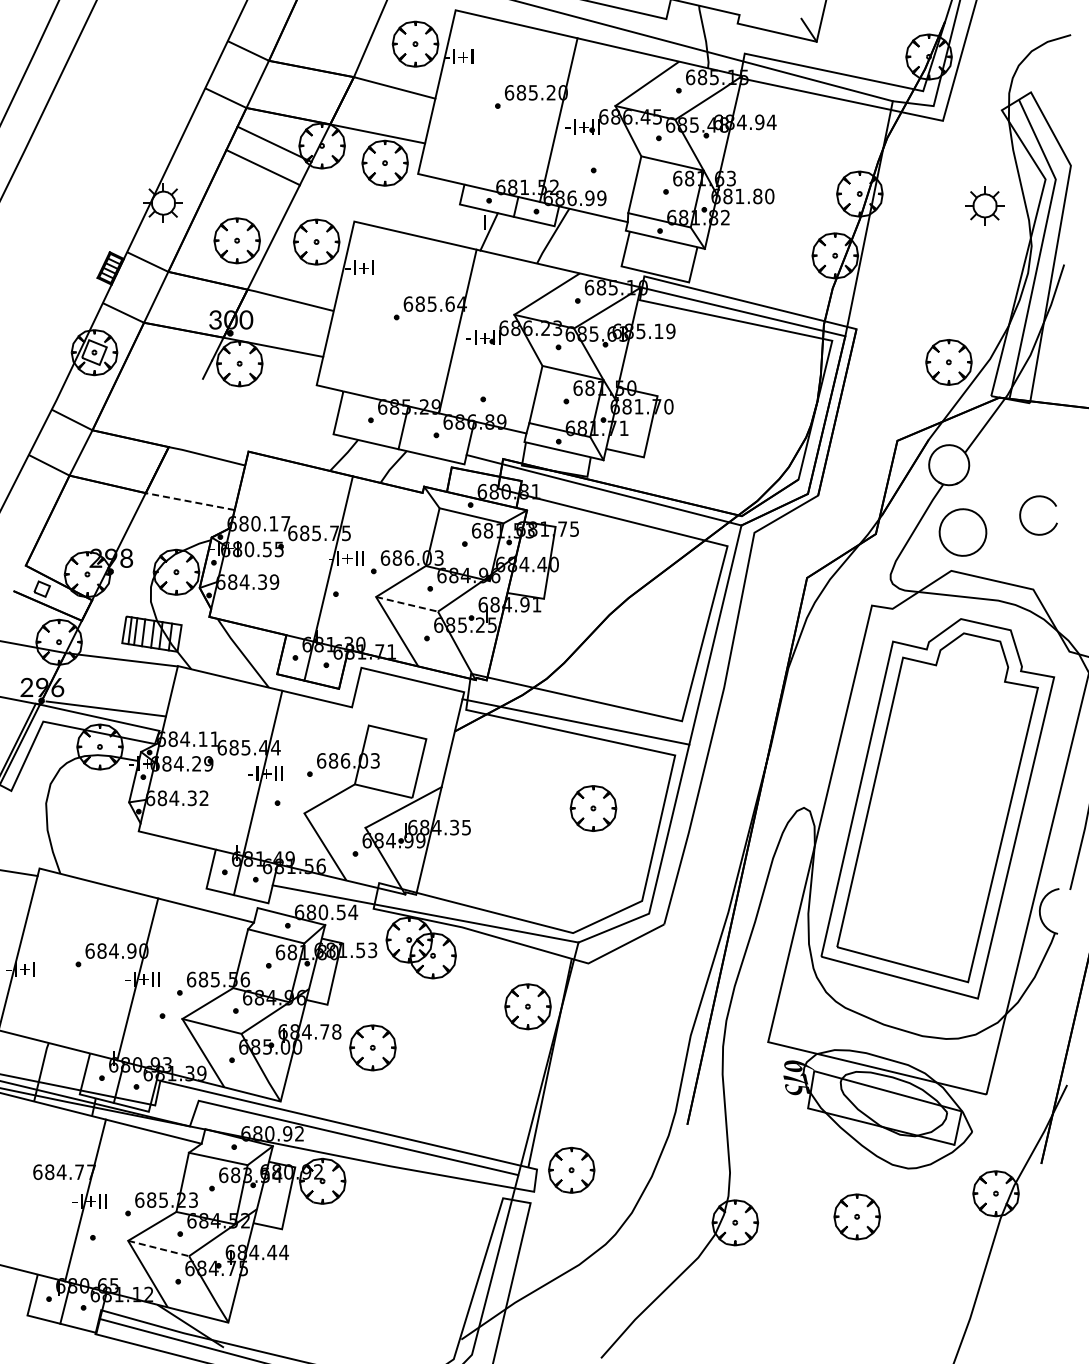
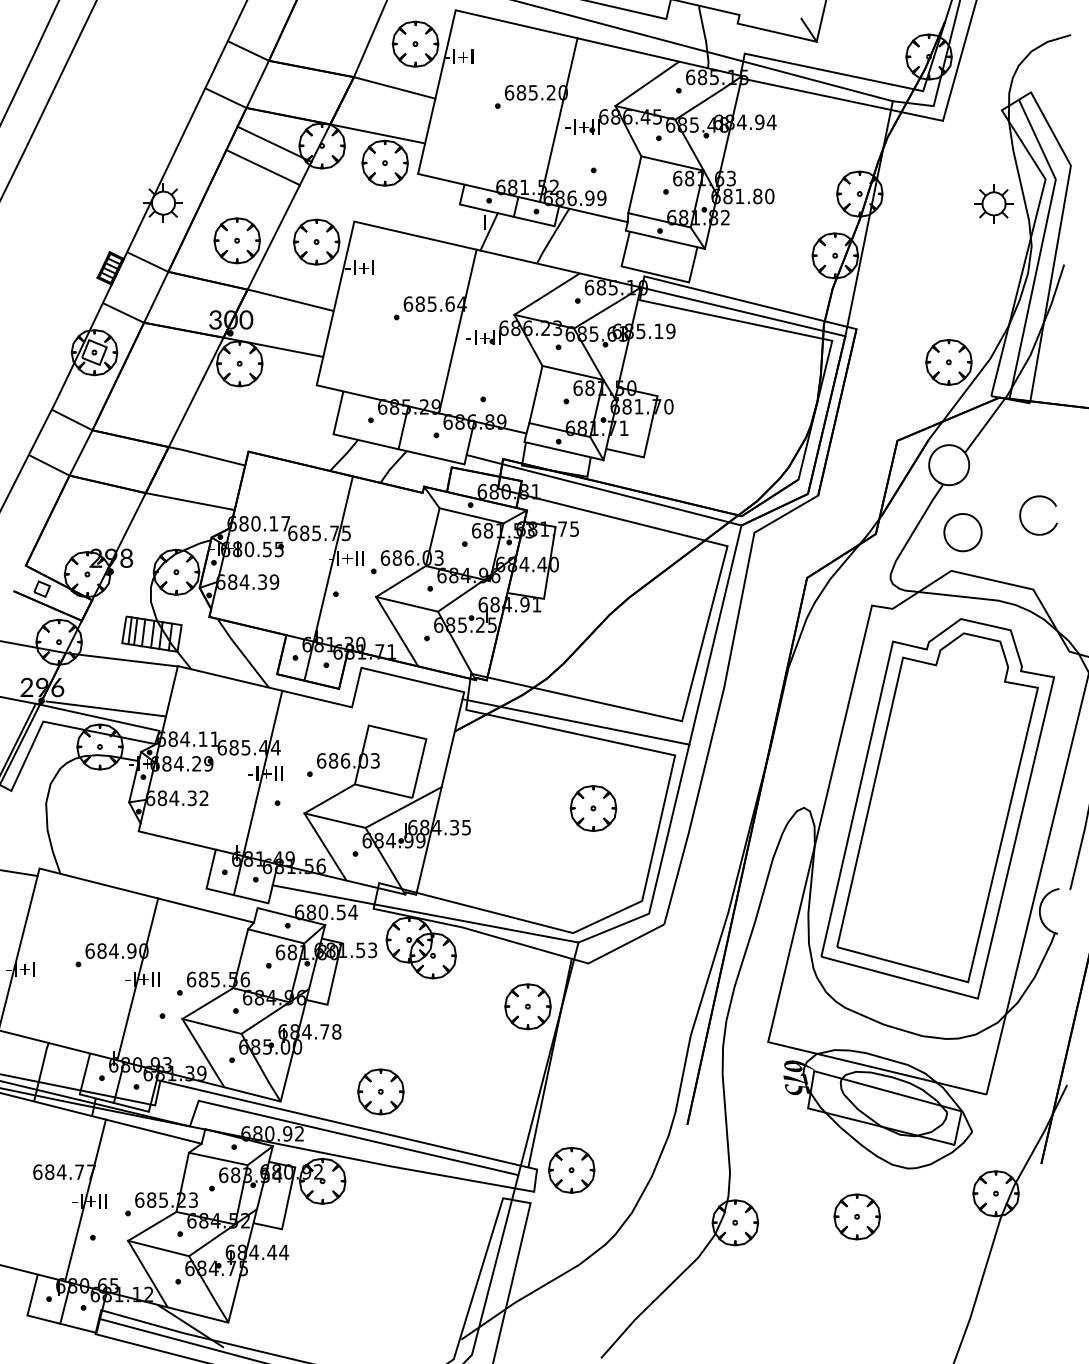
part position: (984, 205) -> (993, 203) (993, 203)
line: none -> present (185, 412)
line: dashed -> solid (189, 501)
part size: 50x49 px -> 40x40 px (962, 532)
line: dashed -> solid (407, 604)
line: none -> present (334, 820)
part position: (372, 1047) -> (380, 1091) (380, 1091)
line: dashed -> solid (159, 1248)
